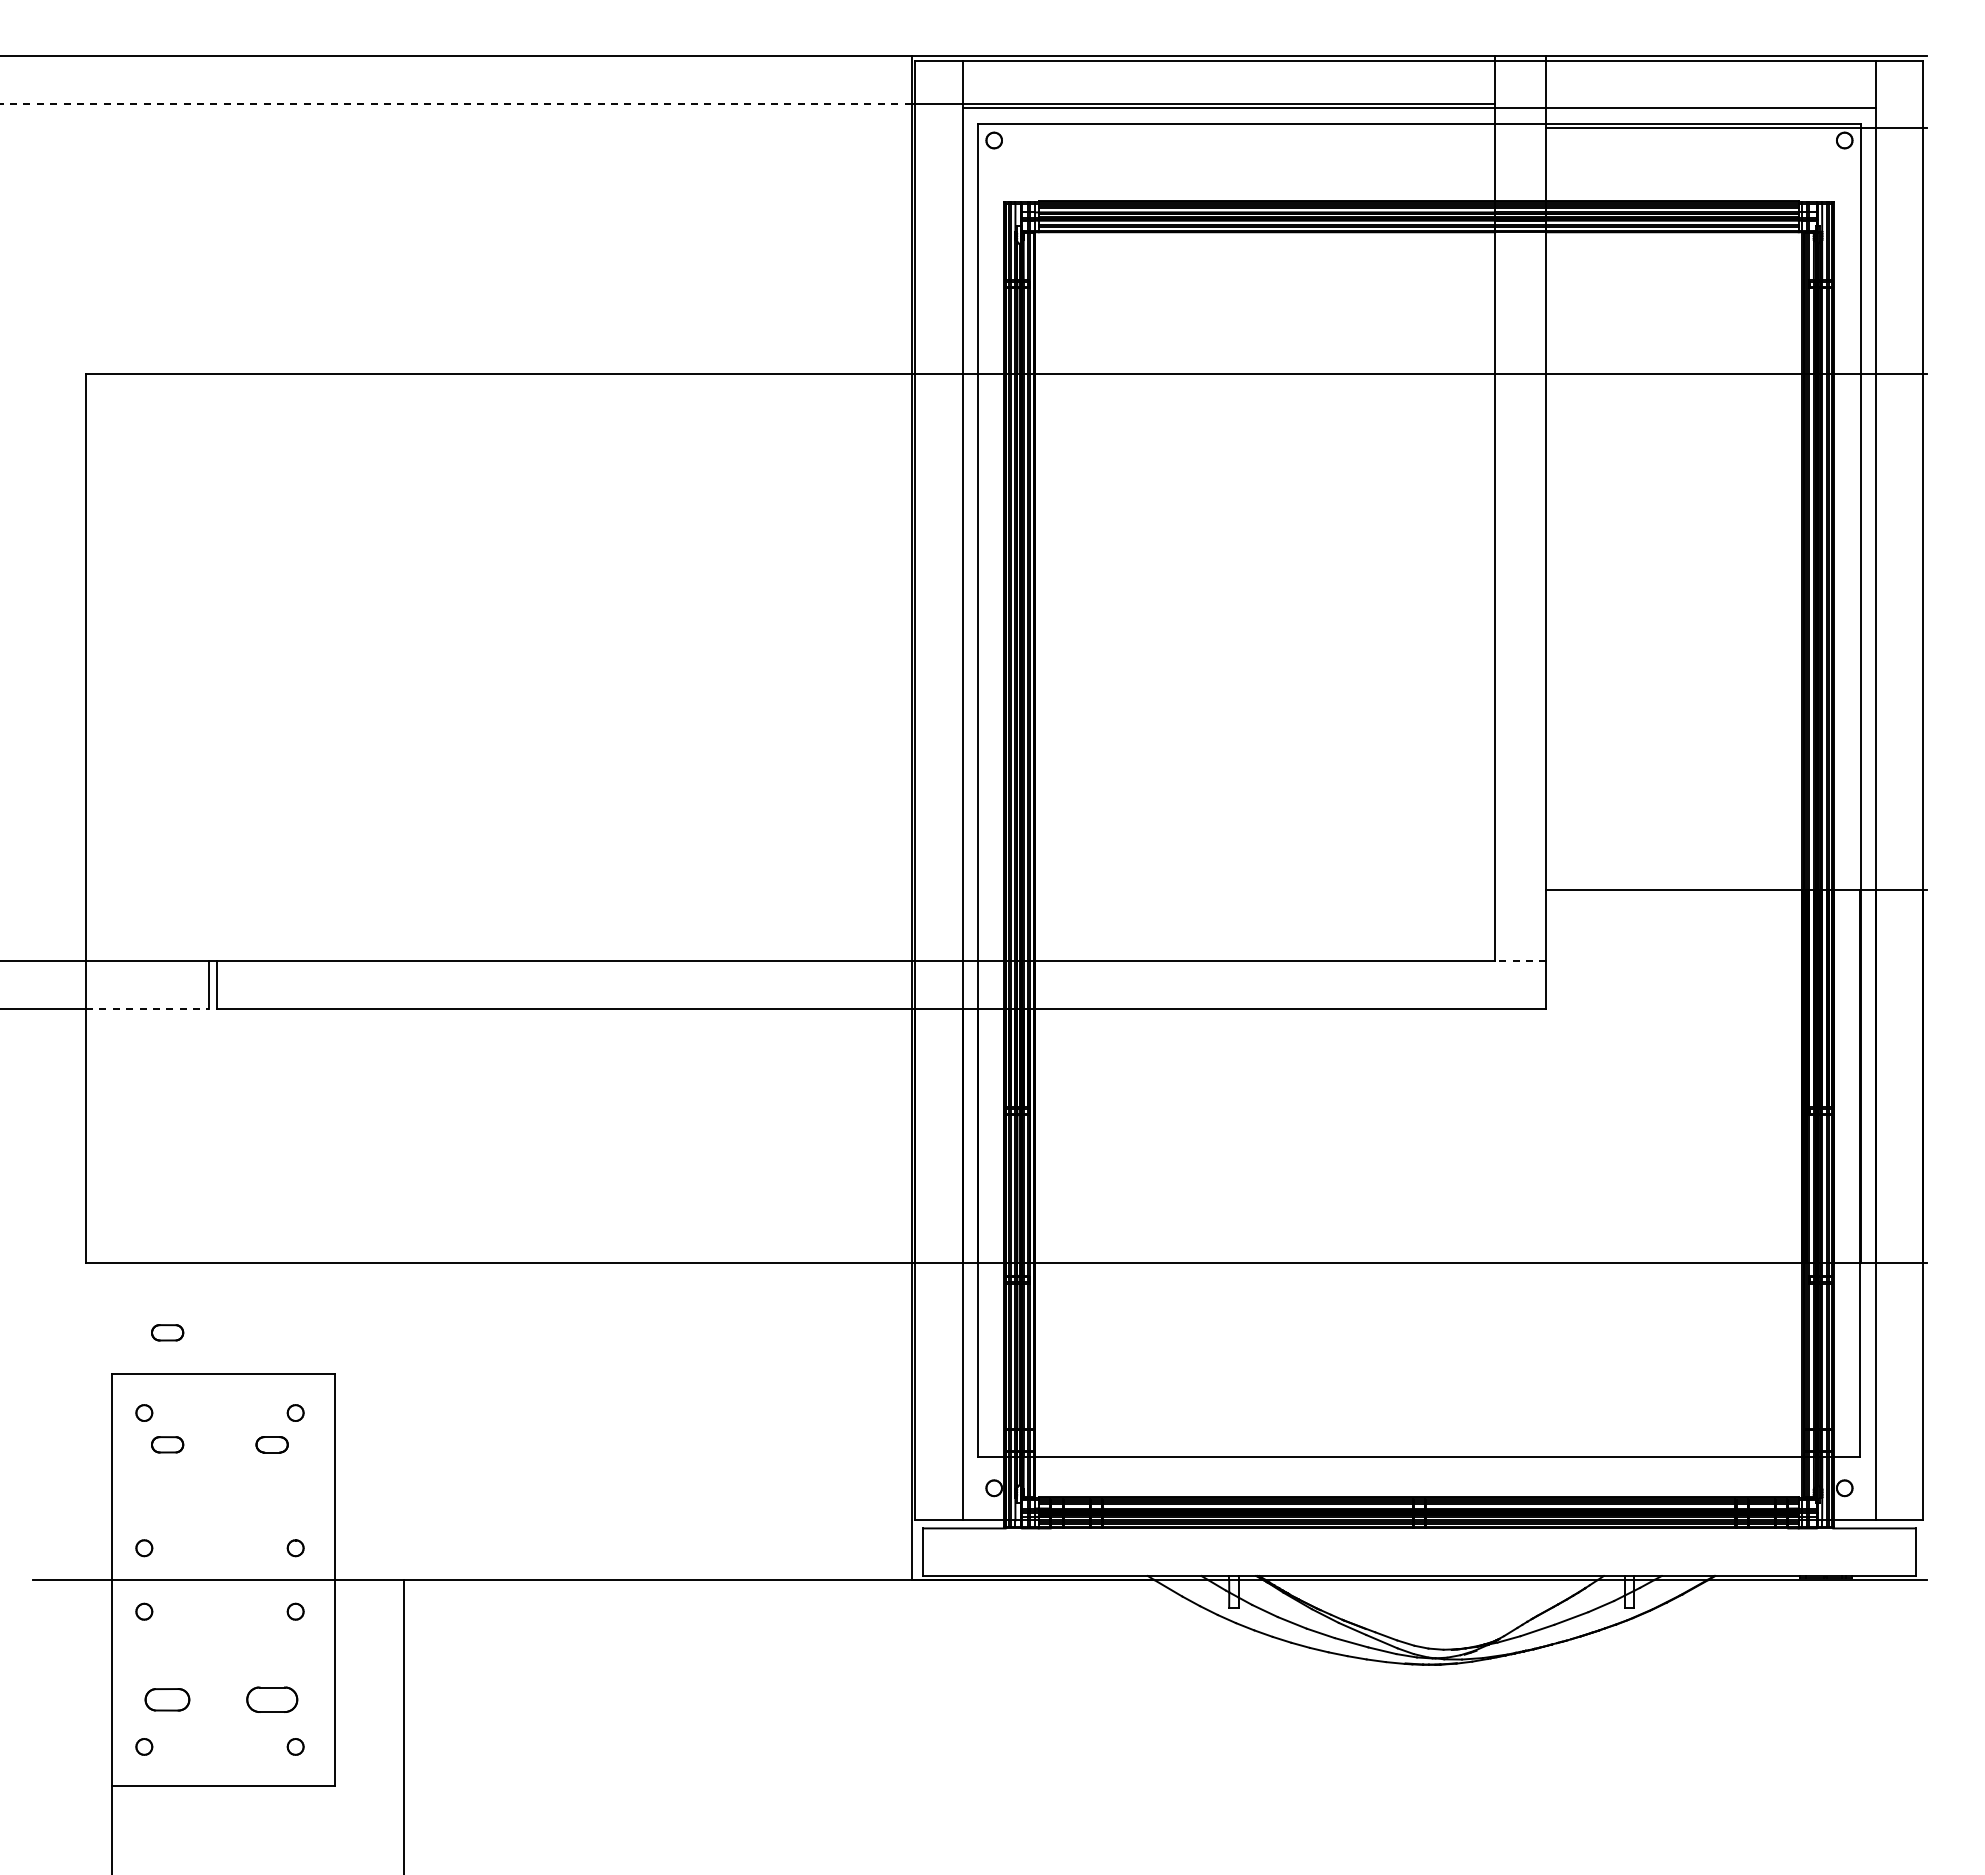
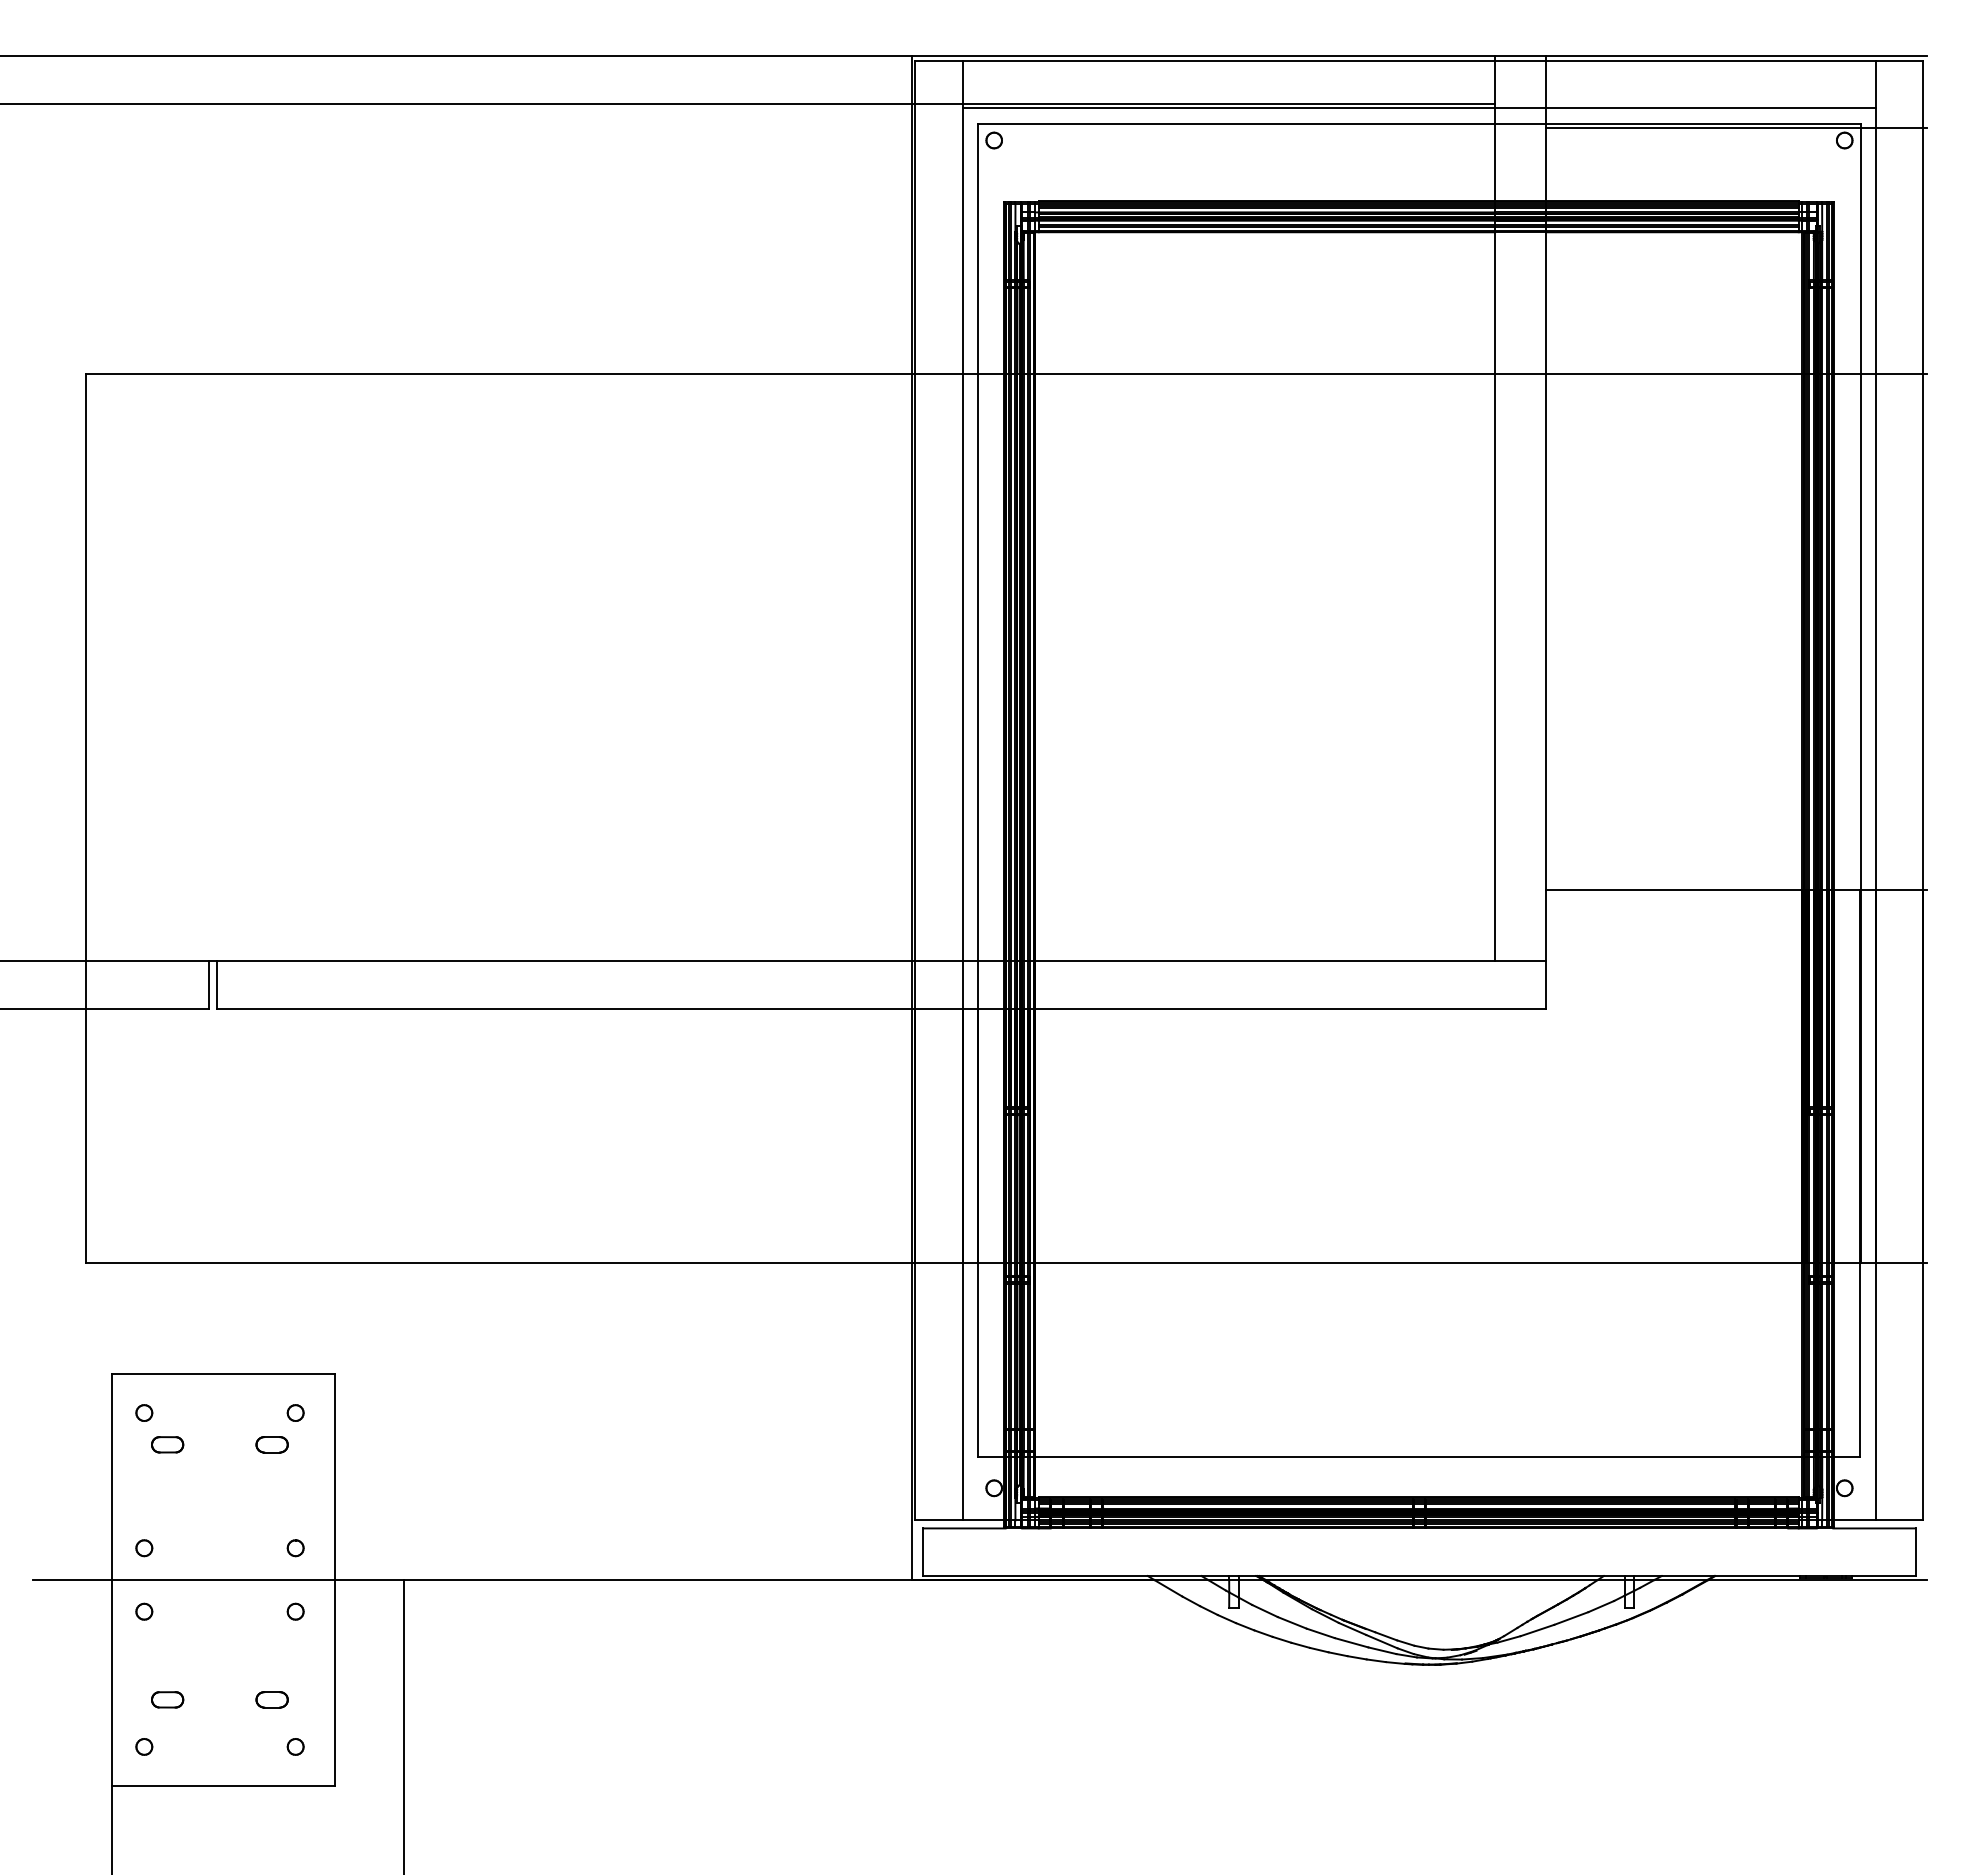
line: dashed -> solid (455, 103)
line: dashed -> solid (1520, 960)
line: dashed -> solid (147, 1008)
part: present -> none (167, 1332)
part size: 47x24 px -> 34x18 px (167, 1699)
part size: 53x27 px -> 34x18 px (271, 1699)
